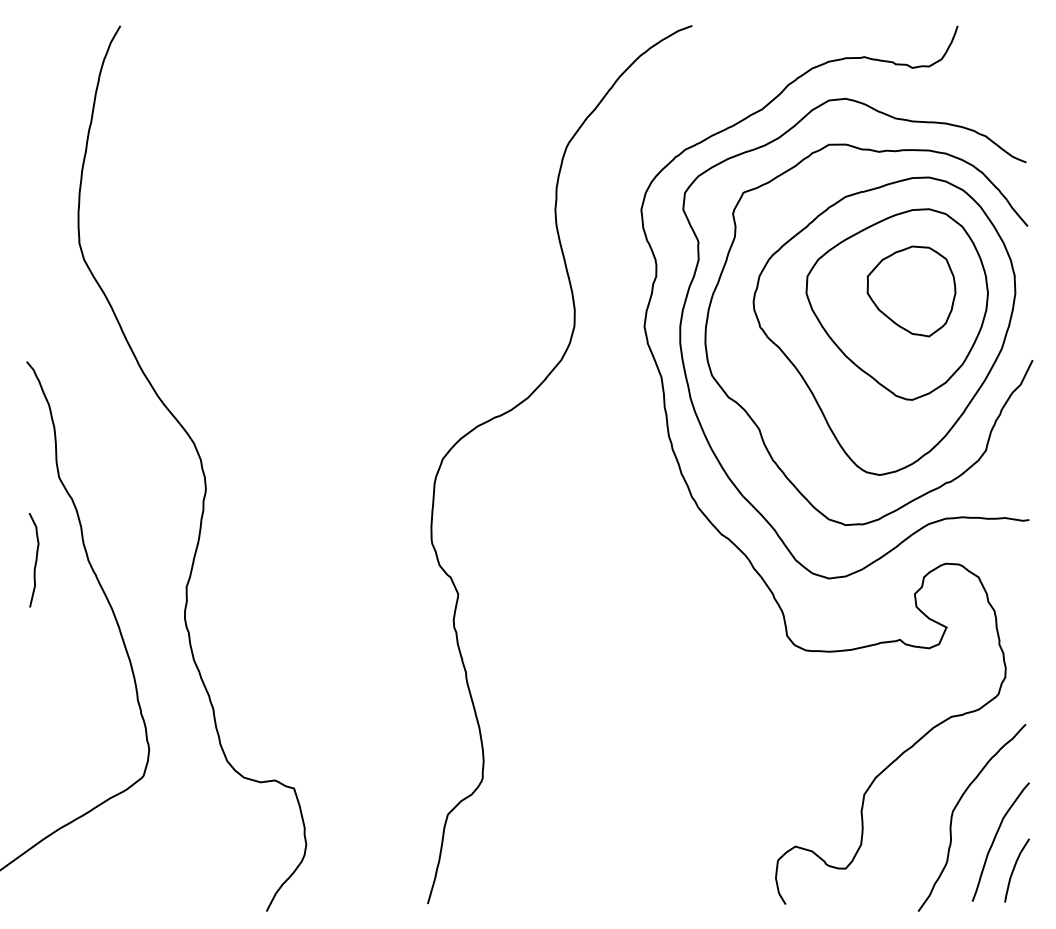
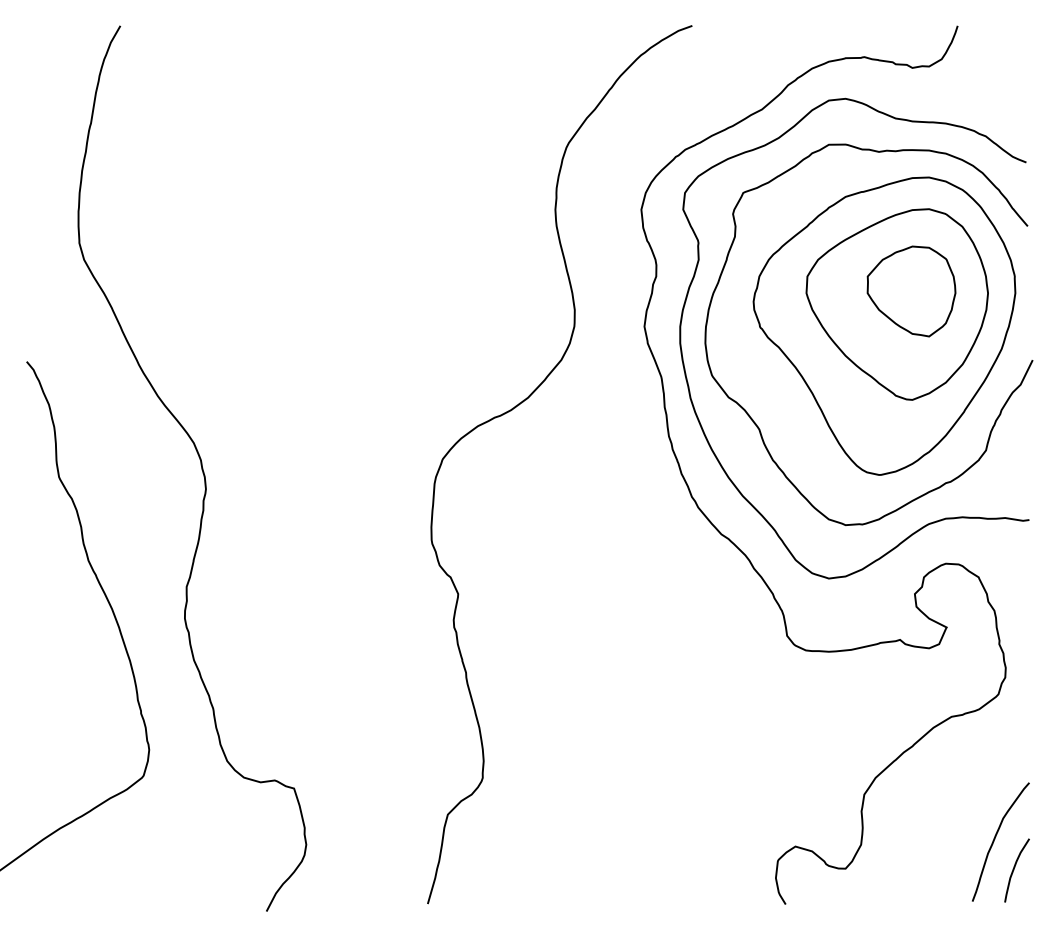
curve: present -> none (35, 560)
curve: present -> none (955, 809)
